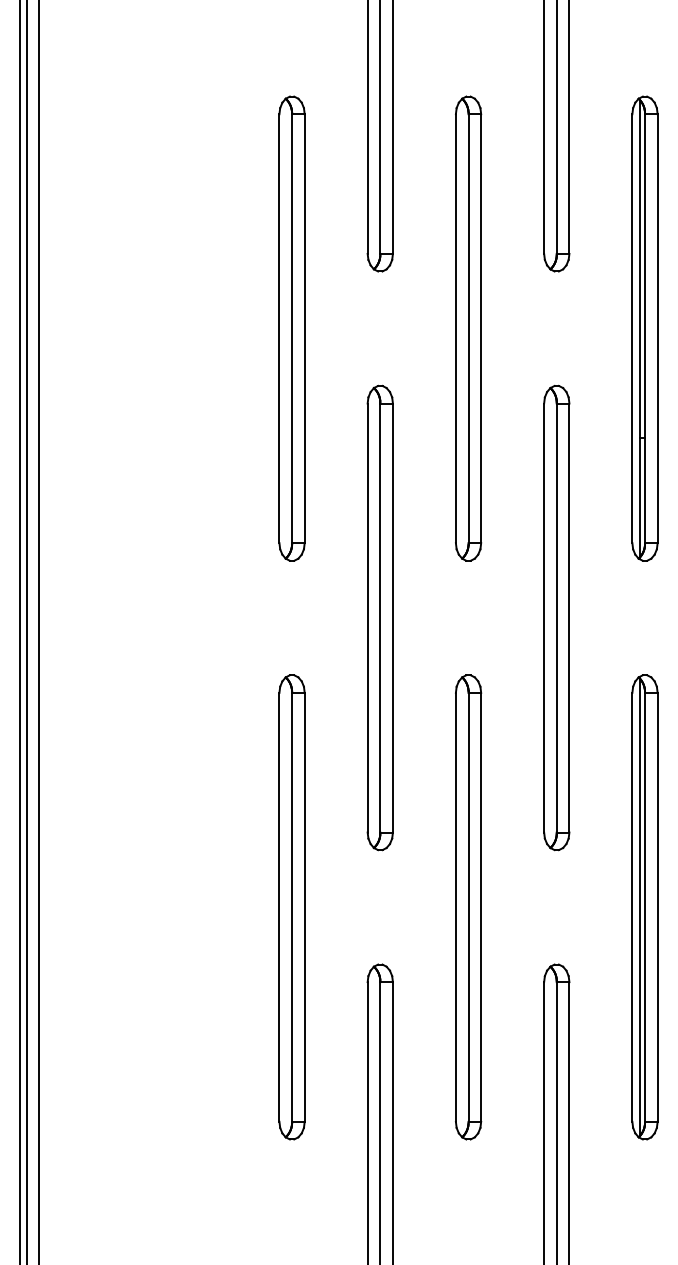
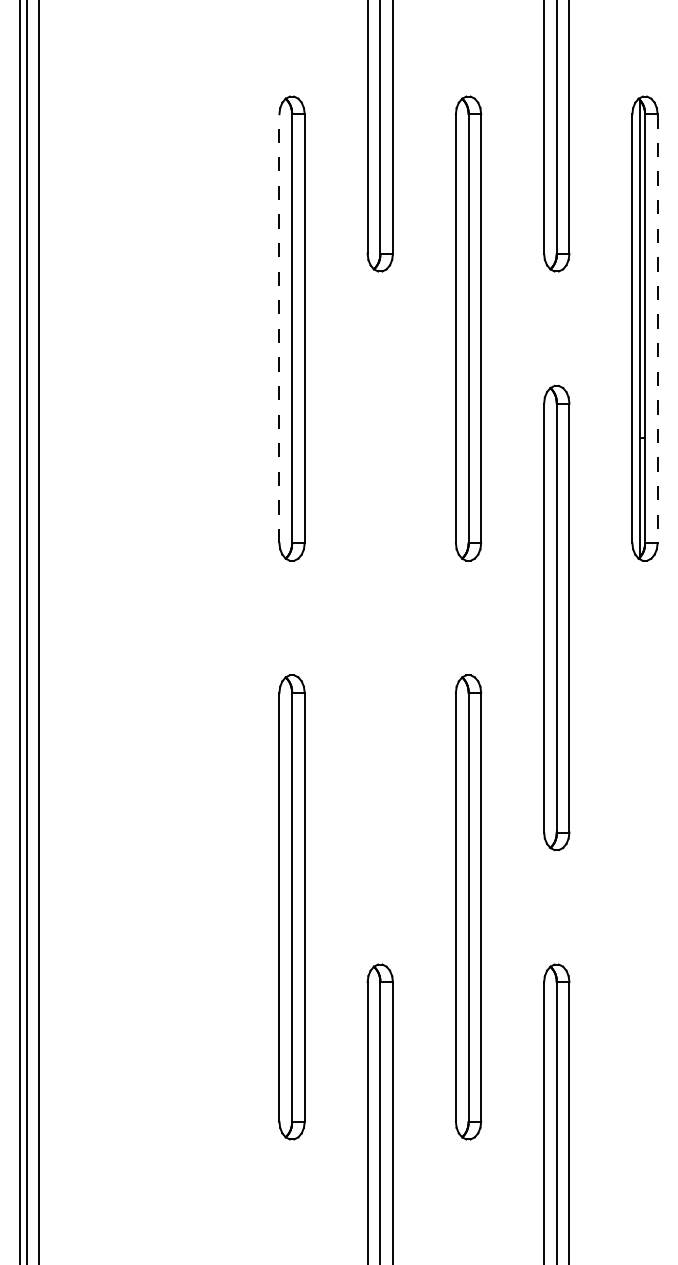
line: solid -> dashed (279, 328)
line: solid -> dashed (657, 329)
part: present -> none (379, 617)
part: present -> none (644, 907)
